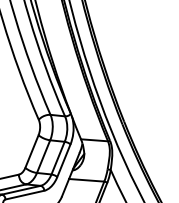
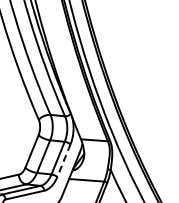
line: solid -> dashed (63, 160)
